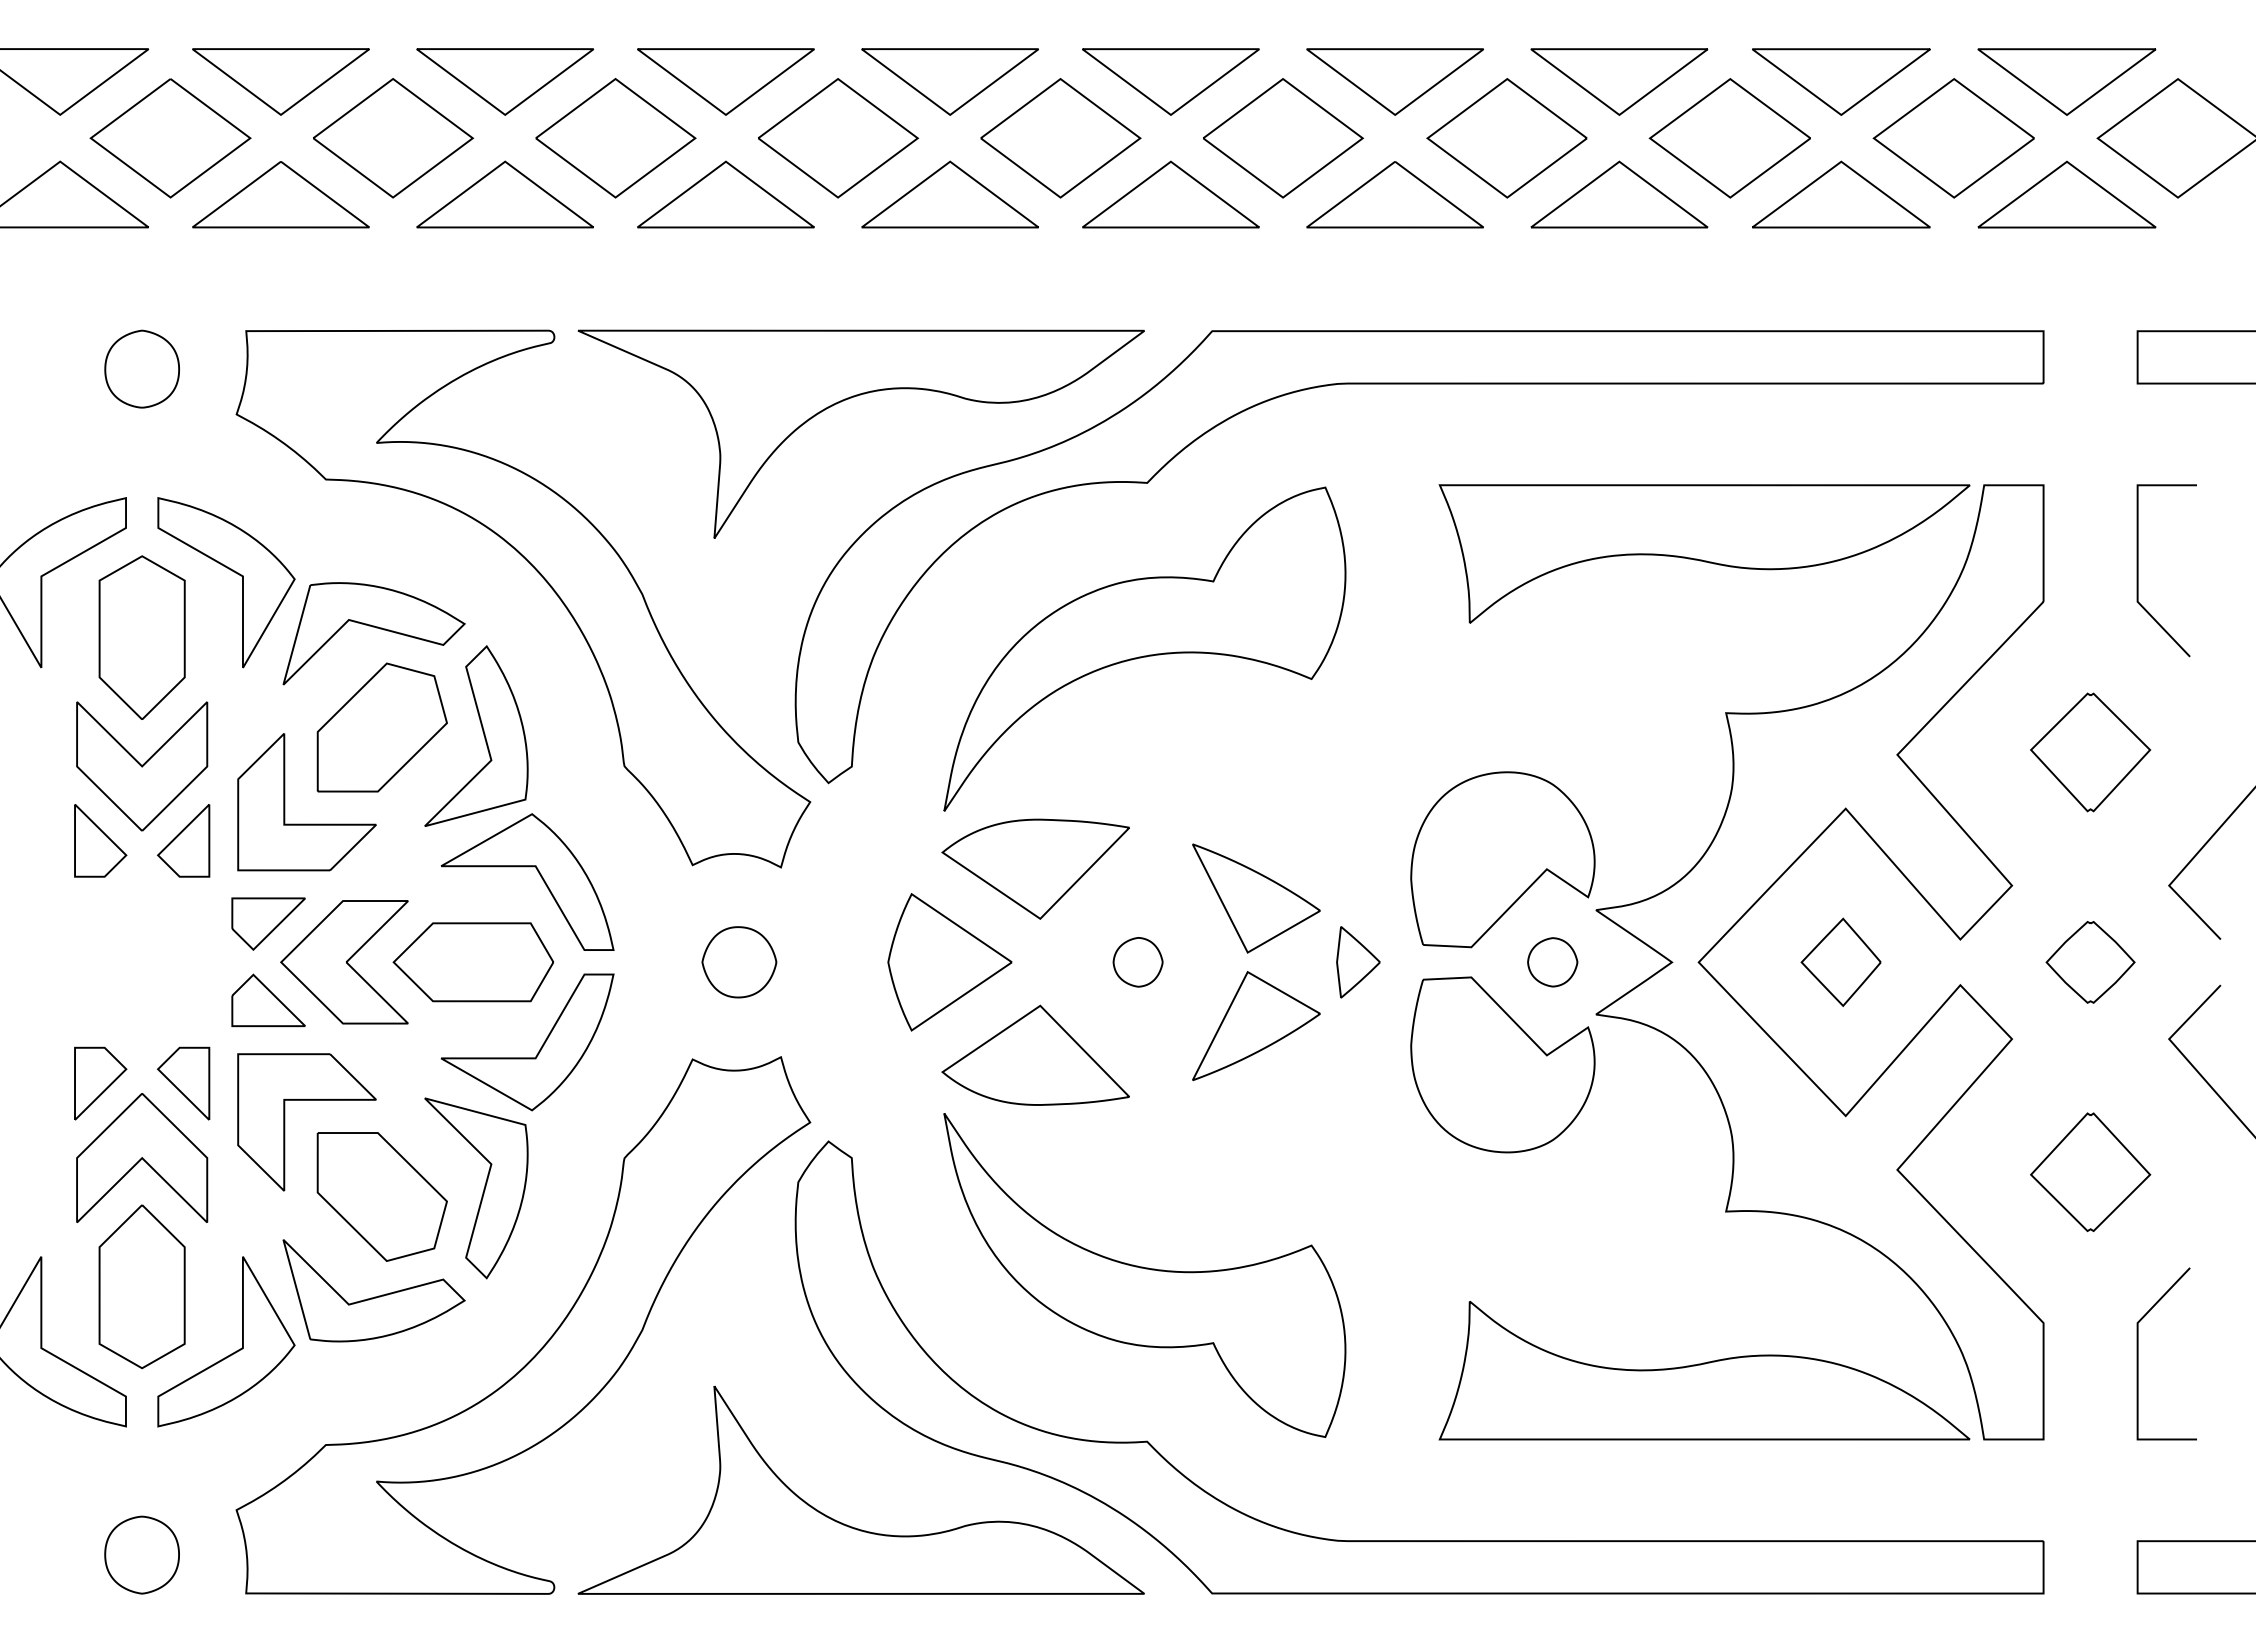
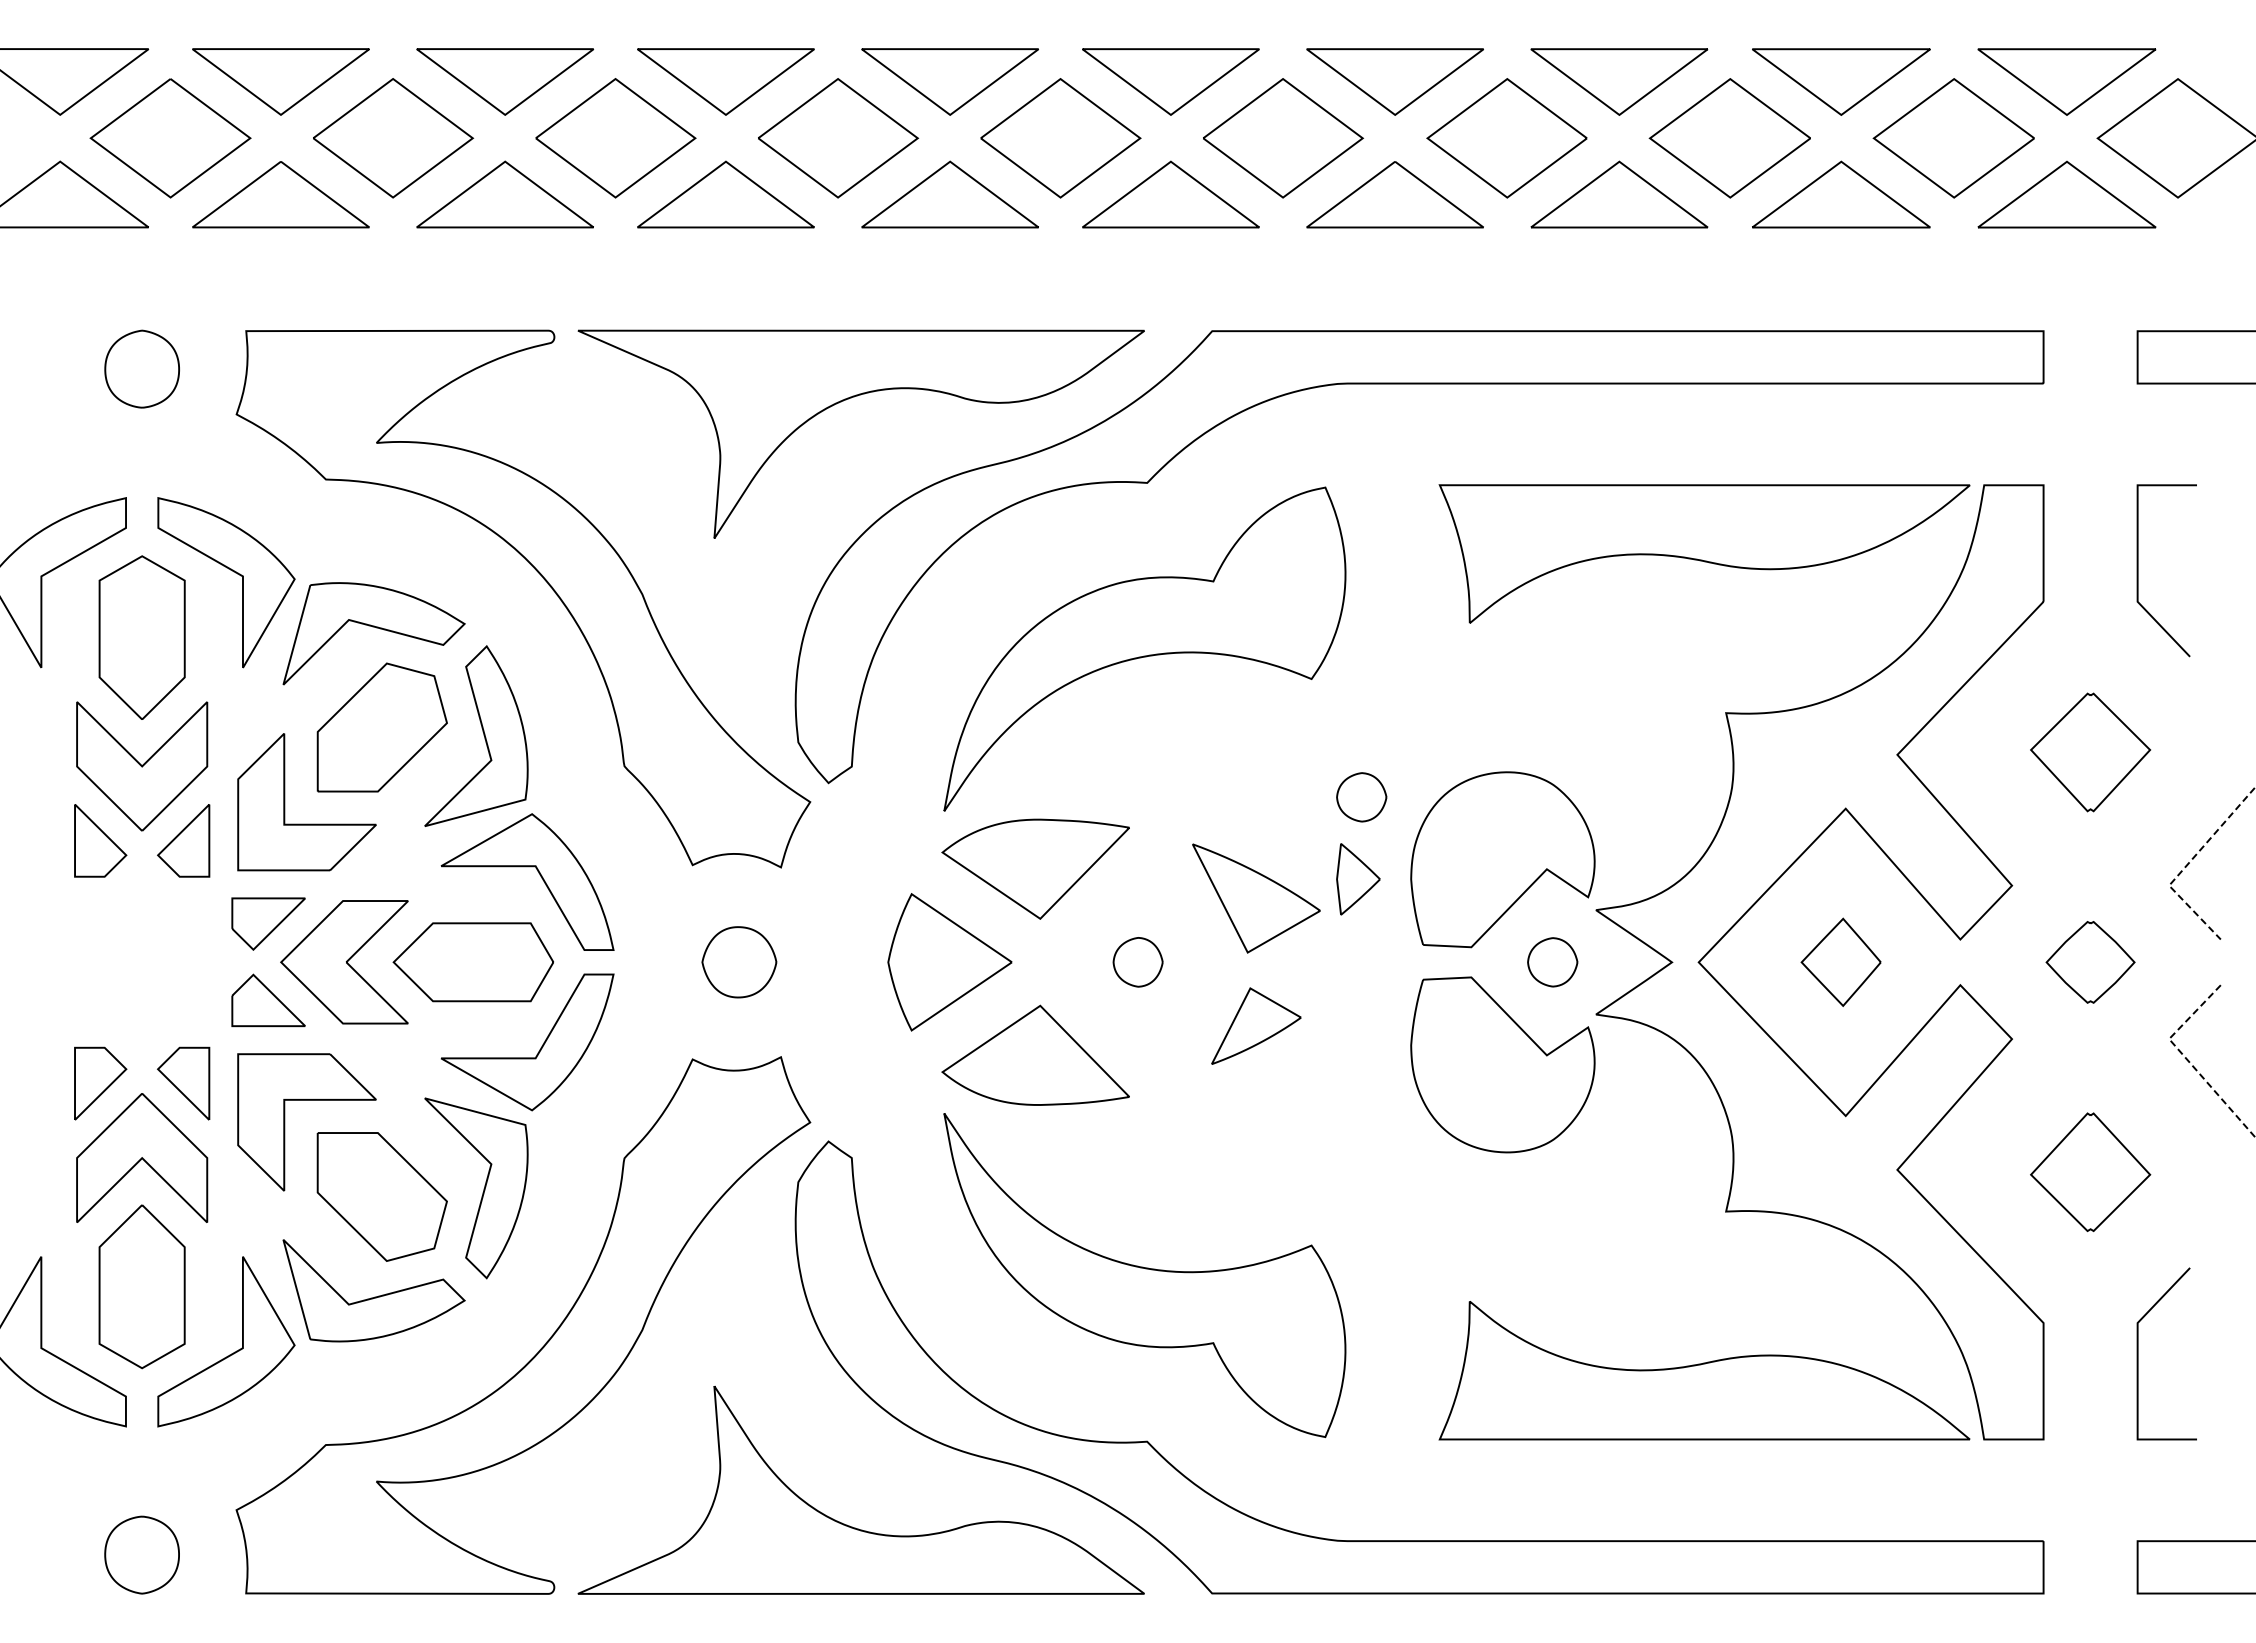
part: none -> present (1361, 797)
line: solid -> dashed (2186, 865)
part position: (1358, 962) -> (1358, 879) (1358, 879)
part size: 129x111 px -> 91x78 px (1256, 1025)
line: solid -> dashed (2187, 1060)
